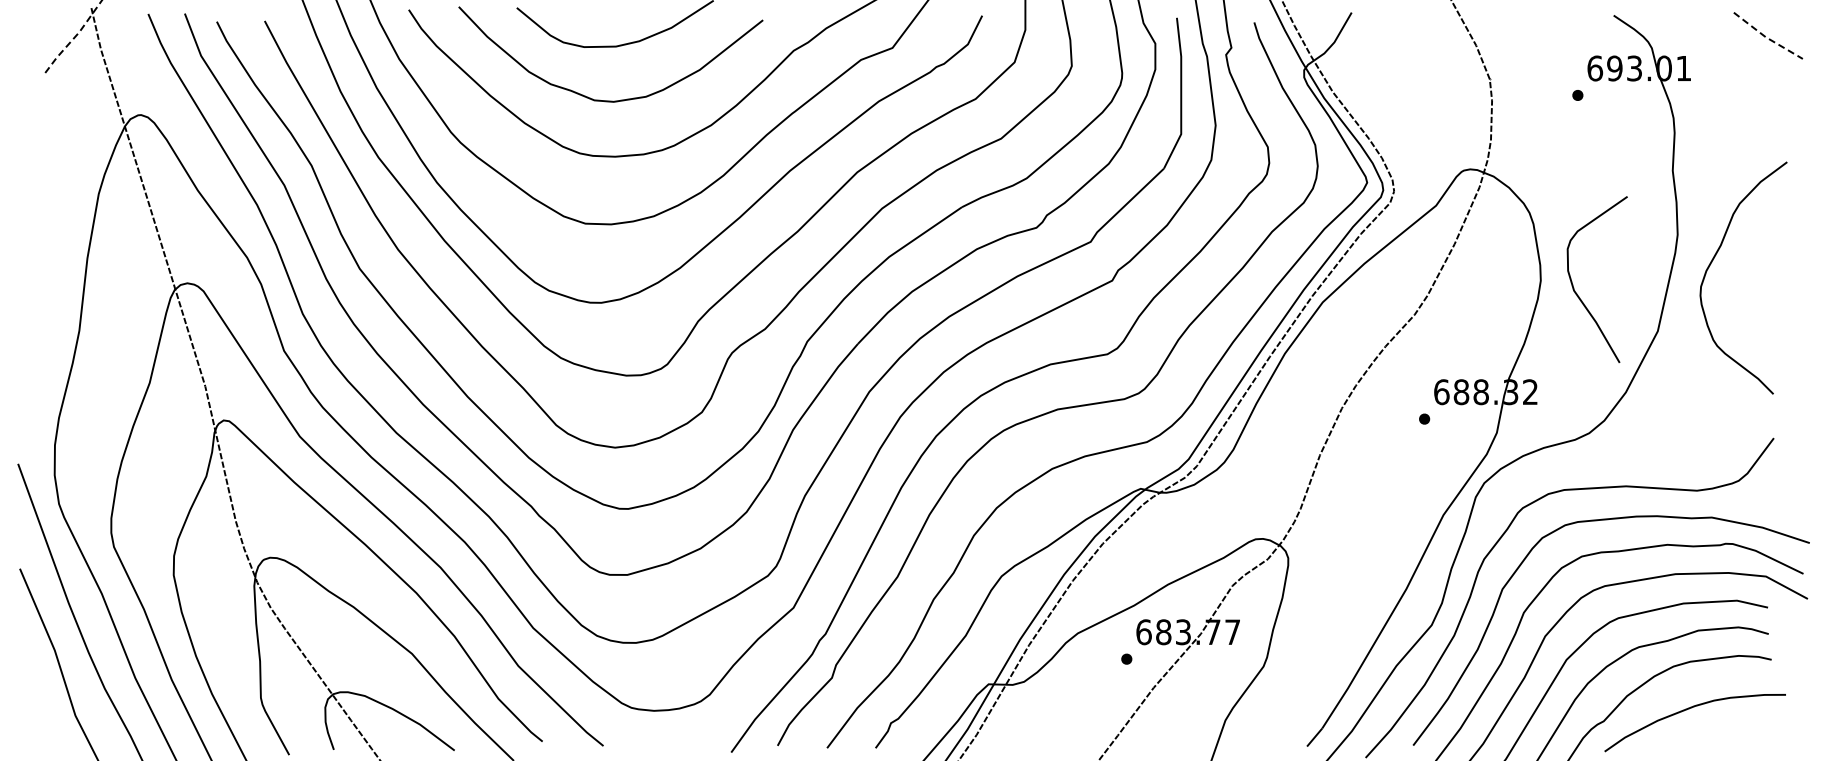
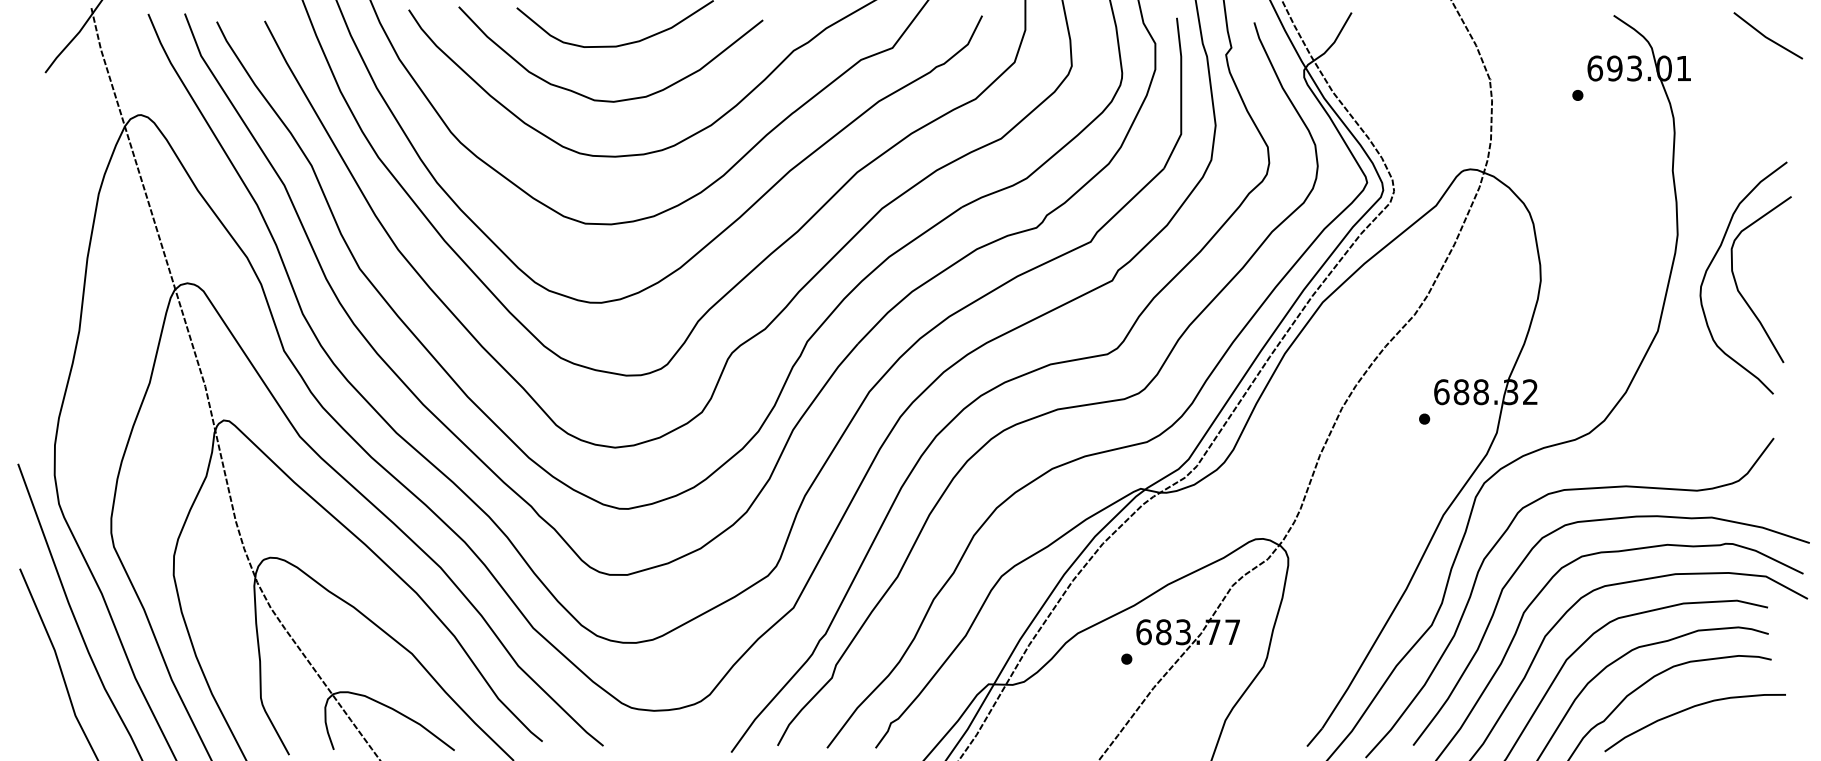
line: dashed -> solid (74, 37)
line: dashed -> solid (1766, 37)
curve position: (1573, 284) -> (1737, 284) (1737, 284)
